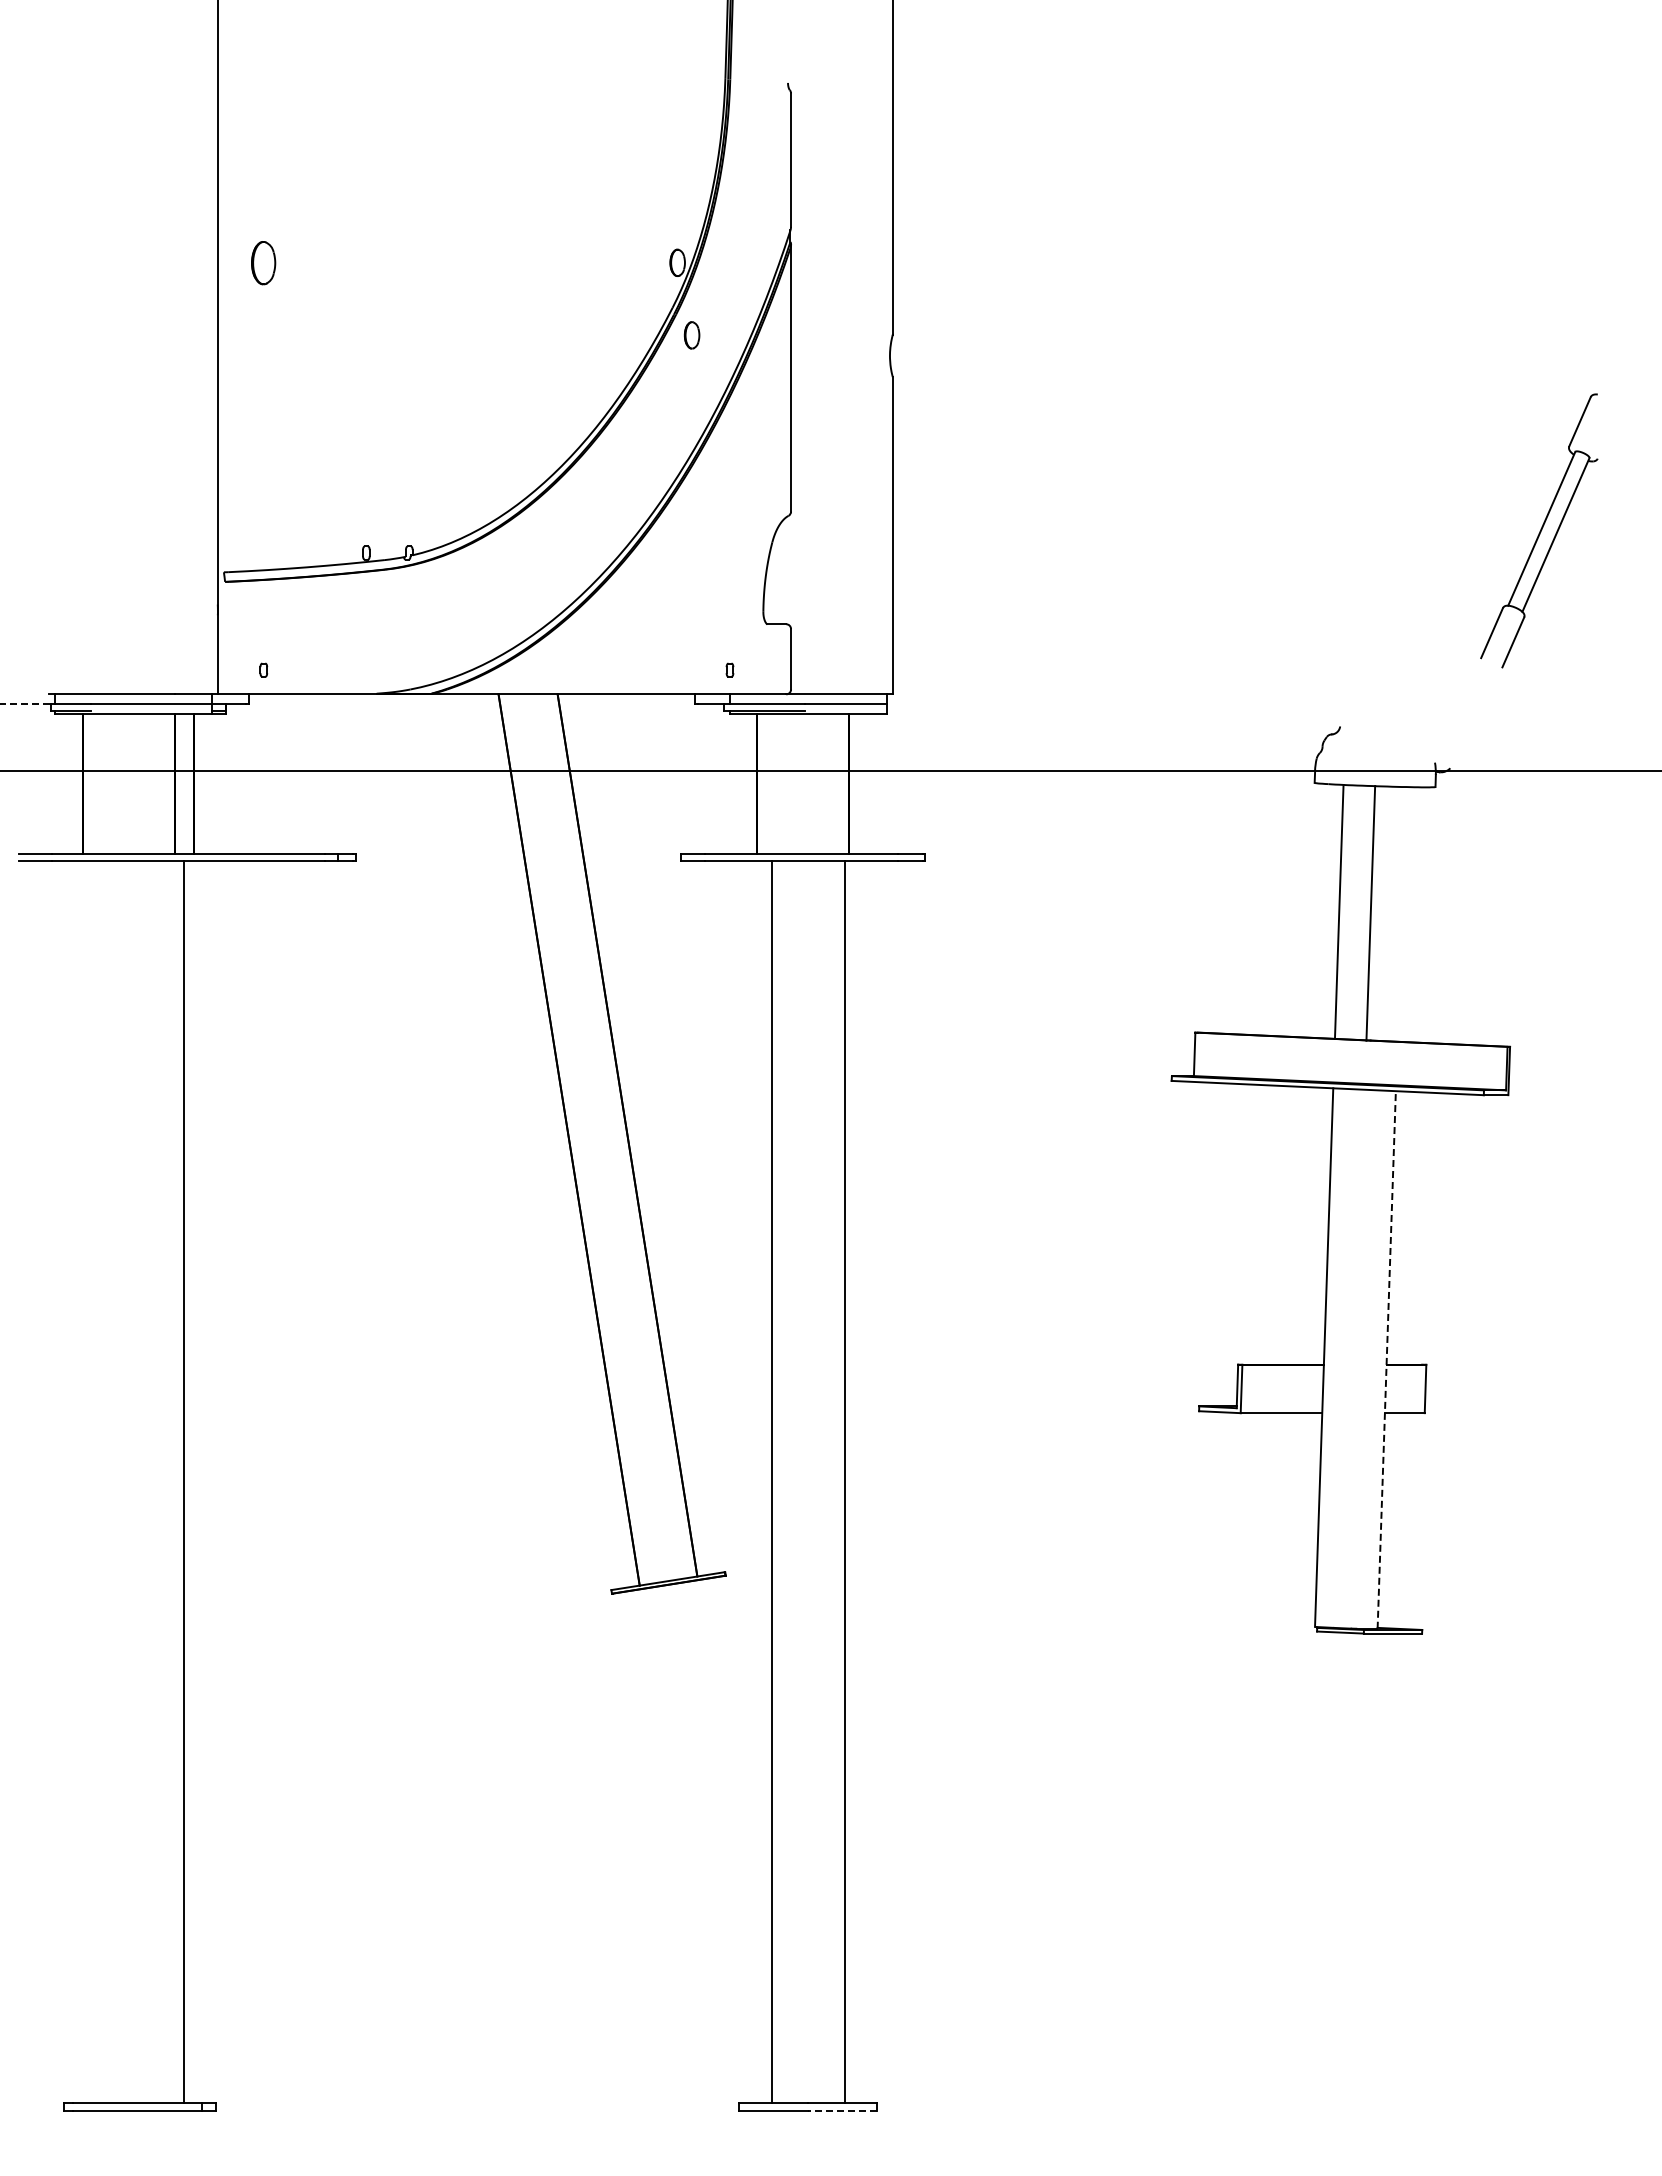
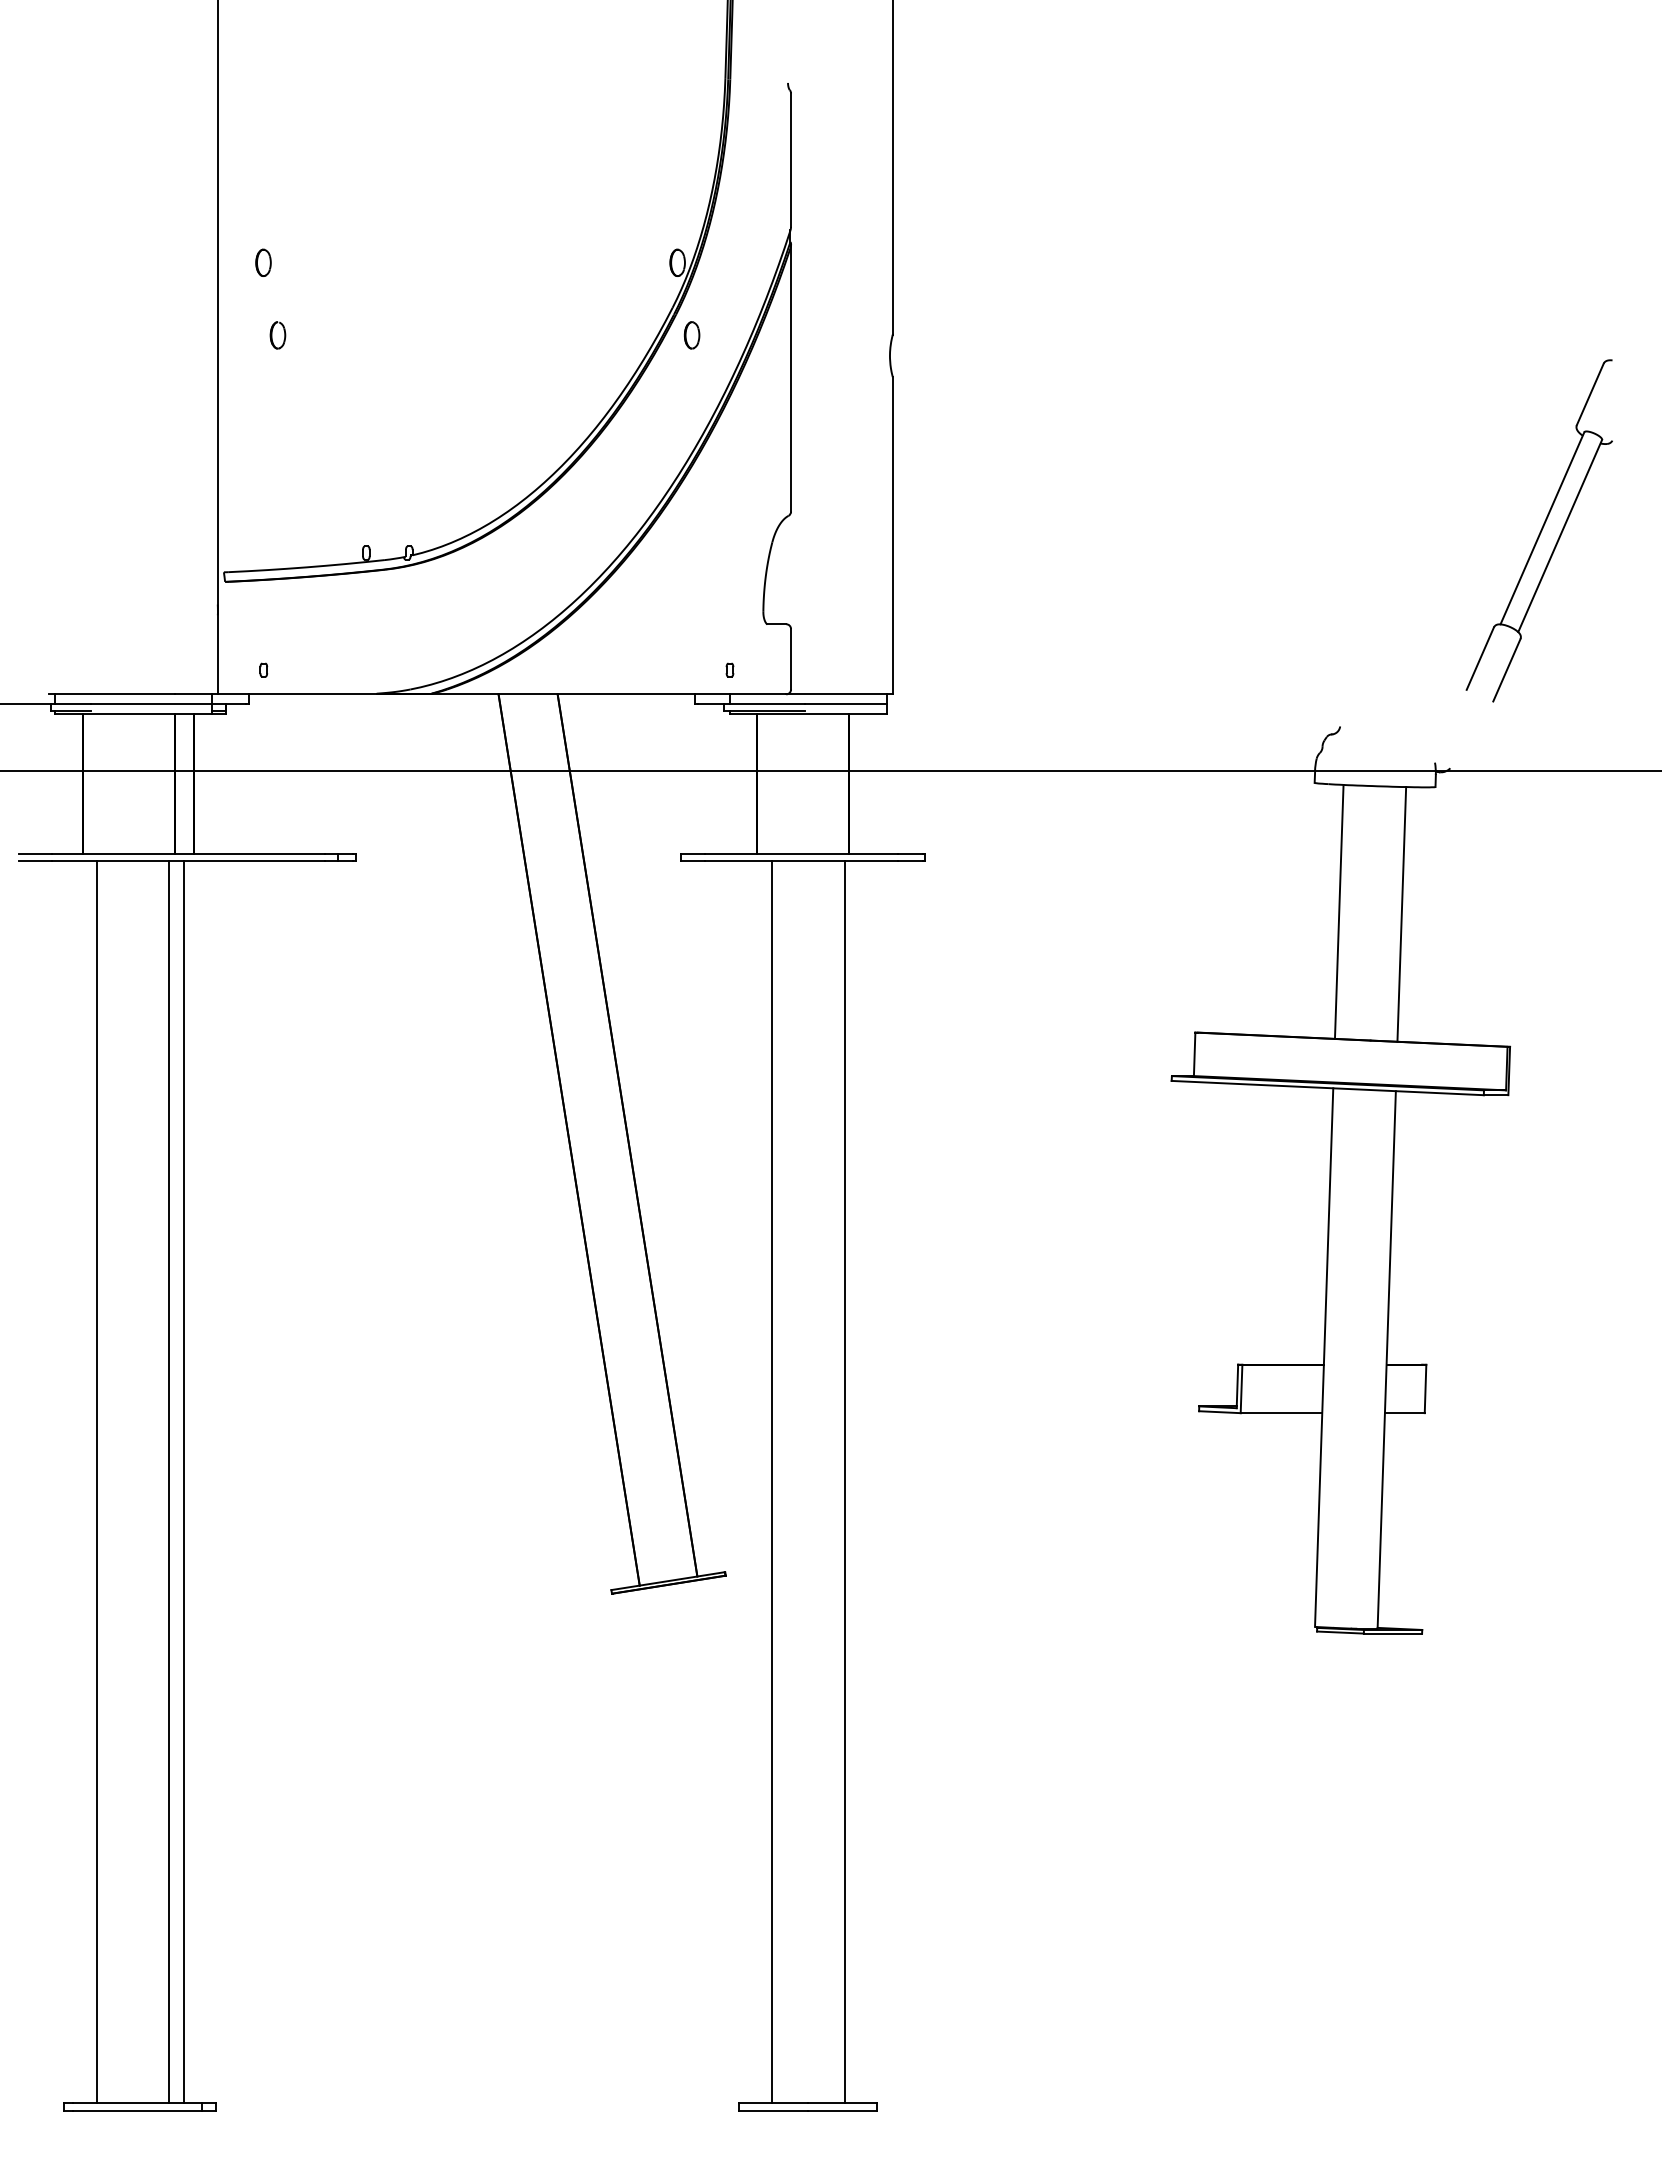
part size: 26x45 px -> 17x29 px (263, 262)
part: none -> present (277, 335)
part size: 119x276 px -> 148x344 px (1538, 530)
line: dashed -> solid (25, 704)
line position: (1370, 913) -> (1401, 914) (1401, 914)
line: dashed -> solid (1386, 1359)
line: none -> present (96, 1482)
line: none -> present (169, 1482)
line: dashed -> solid (842, 2110)
